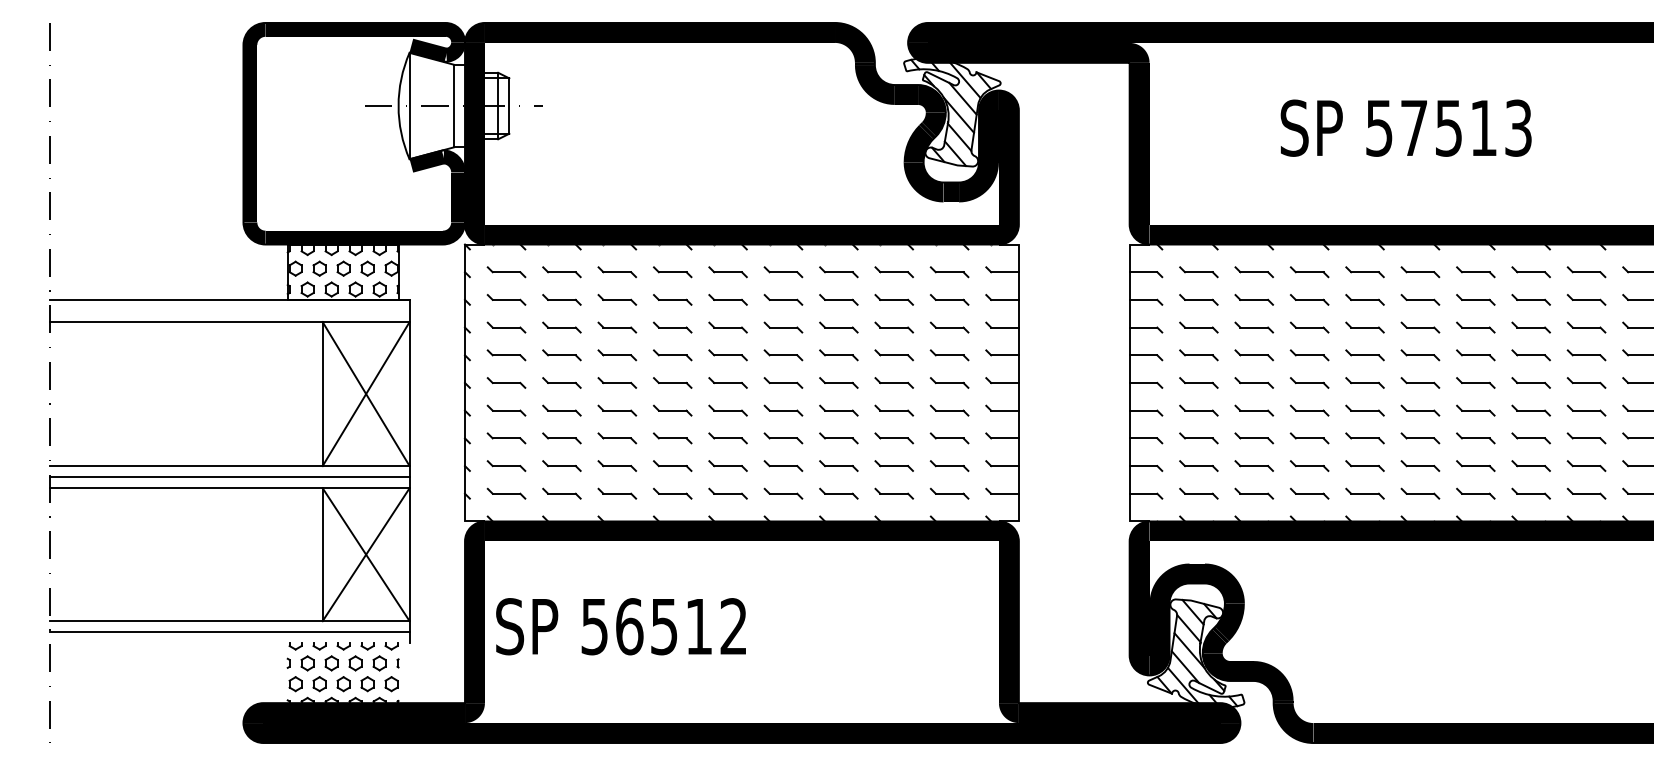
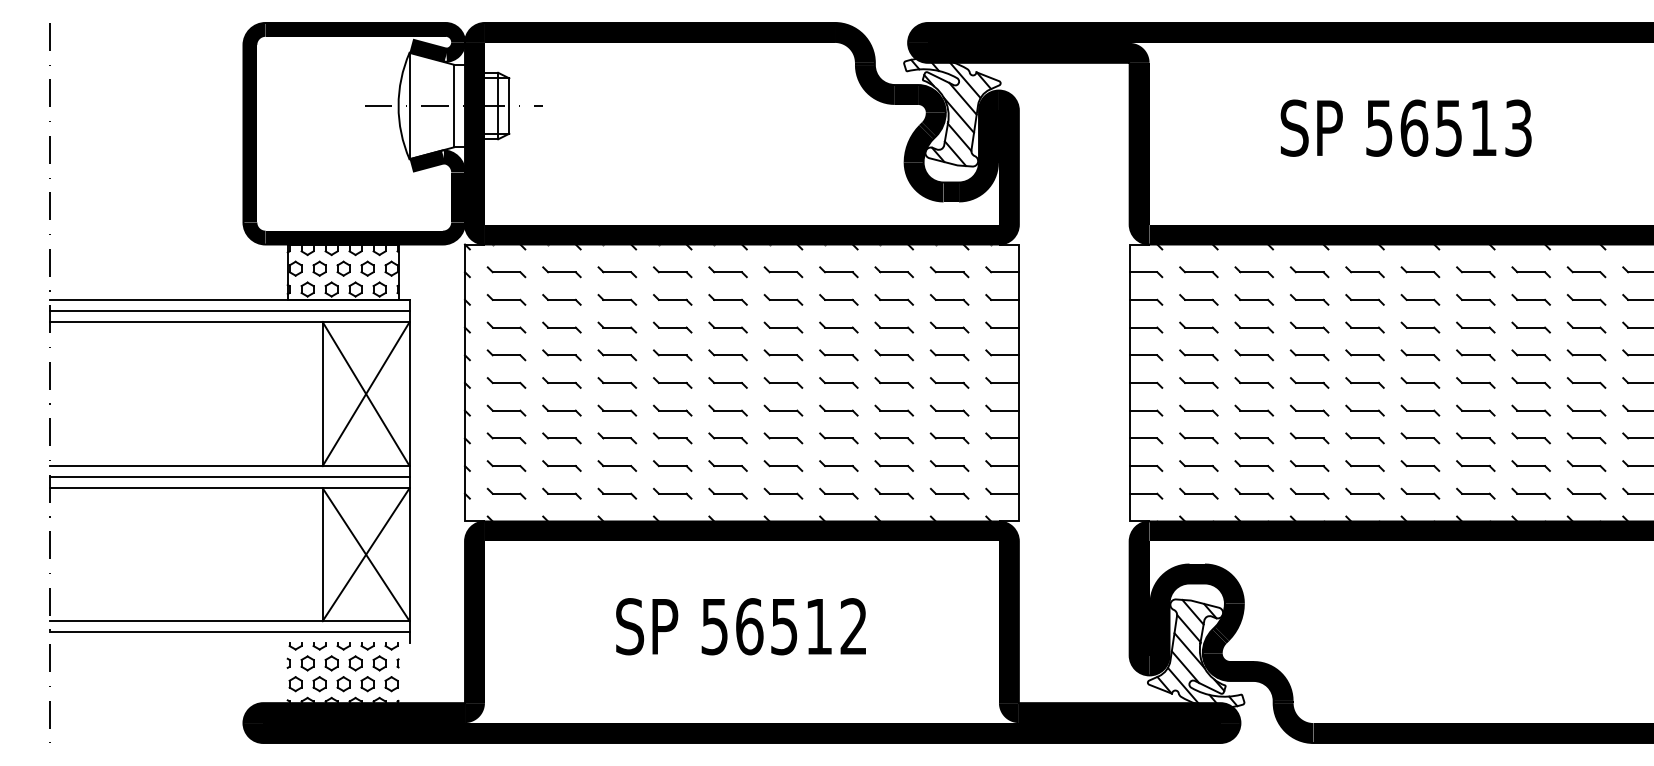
text: 57513 -> 56513 (1414, 127)
line: none -> present (229, 310)
text position: (620, 626) -> (740, 626) (740, 626)
